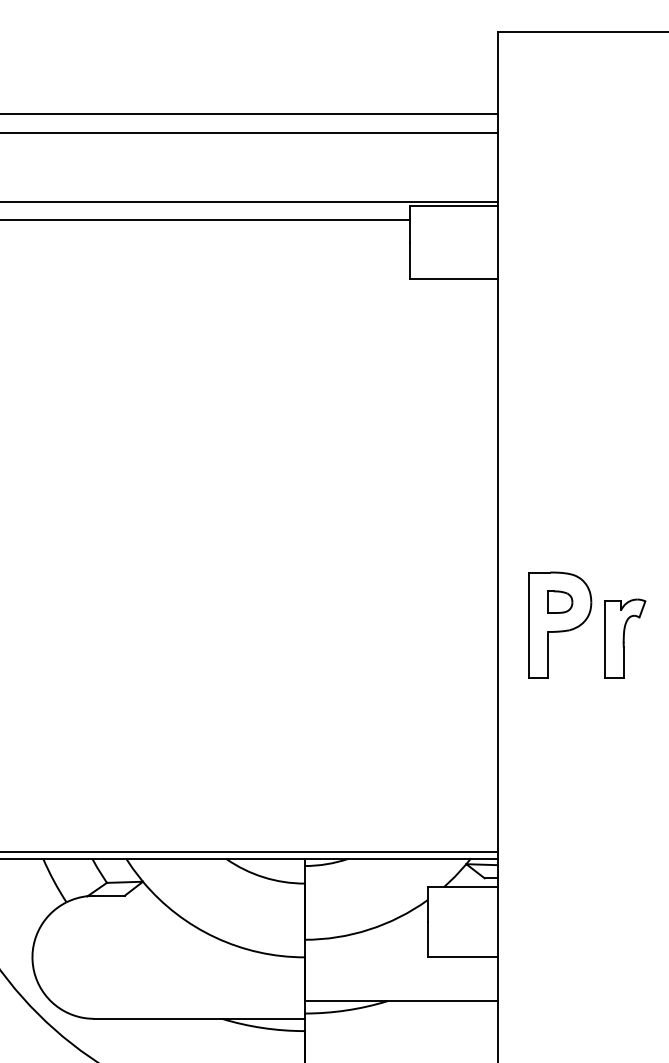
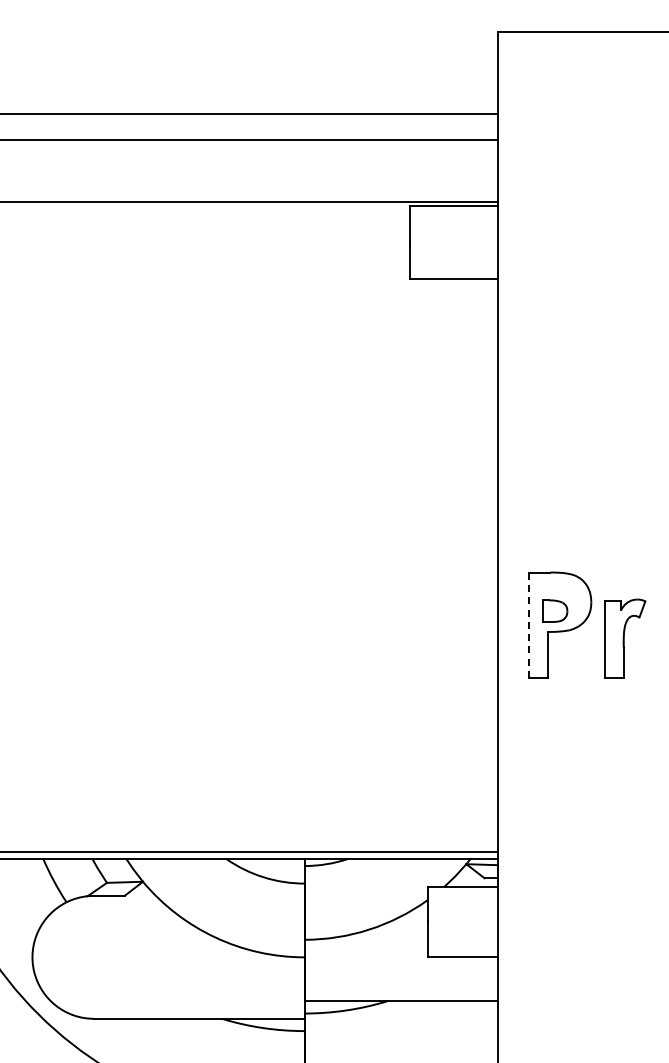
line position: (249, 132) -> (249, 139) (249, 139)
line: present -> none (206, 219)
part position: (560, 601) -> (555, 610) (555, 610)
line: solid -> dashed (529, 625)
